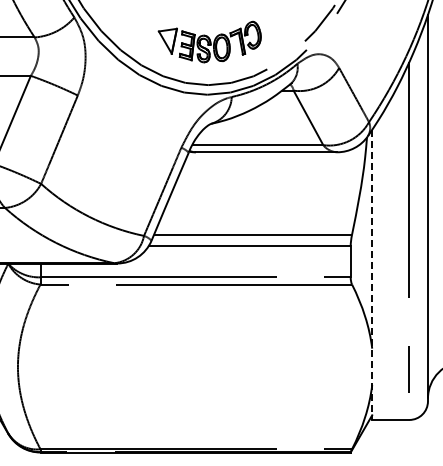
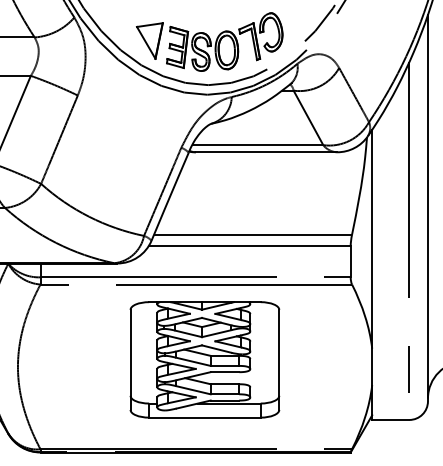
part size: 105x44 px -> 148x60 px (209, 41)
line: dashed -> solid (372, 275)
part: none -> present (204, 359)
